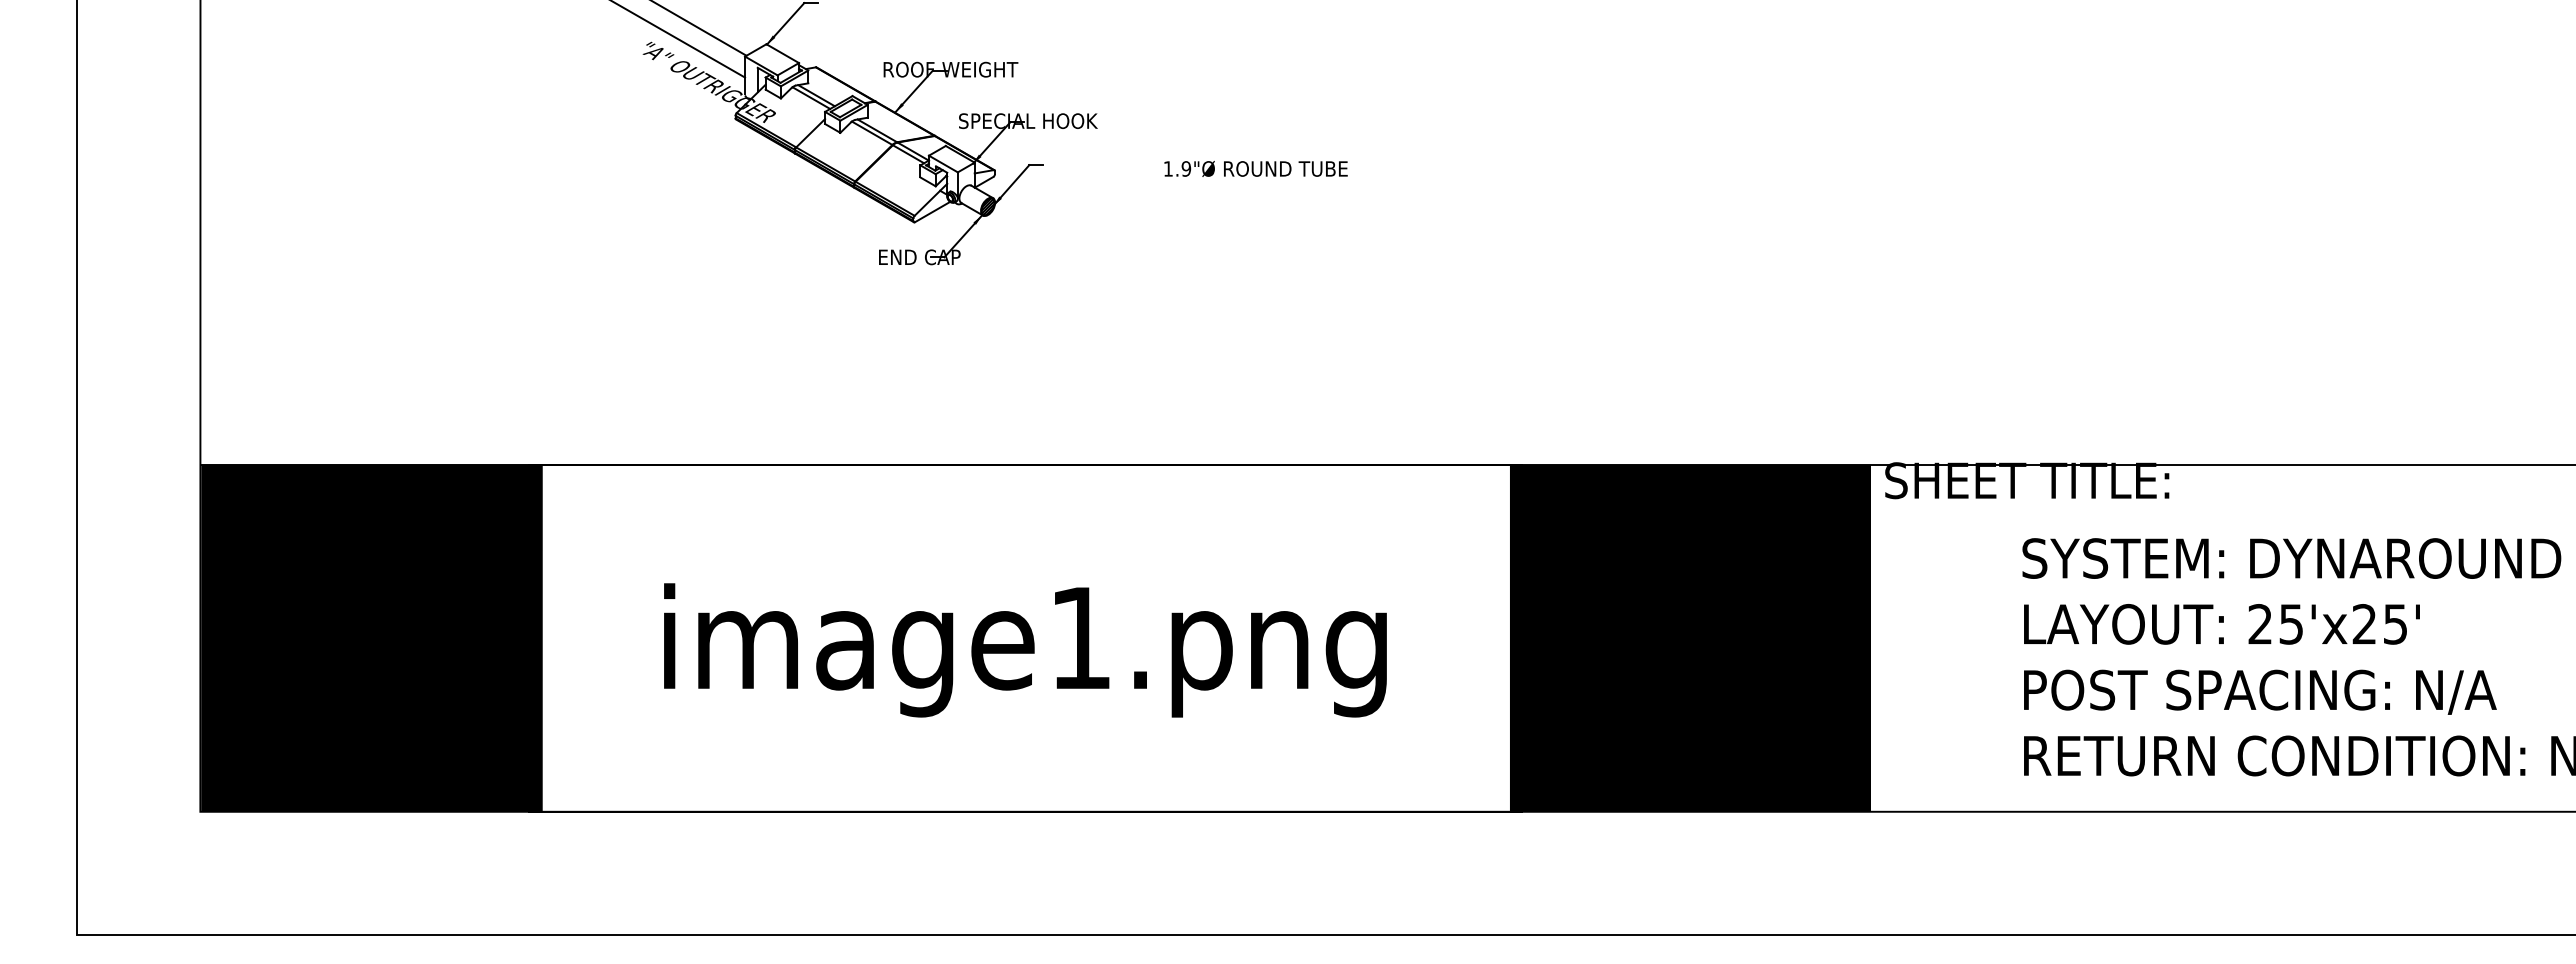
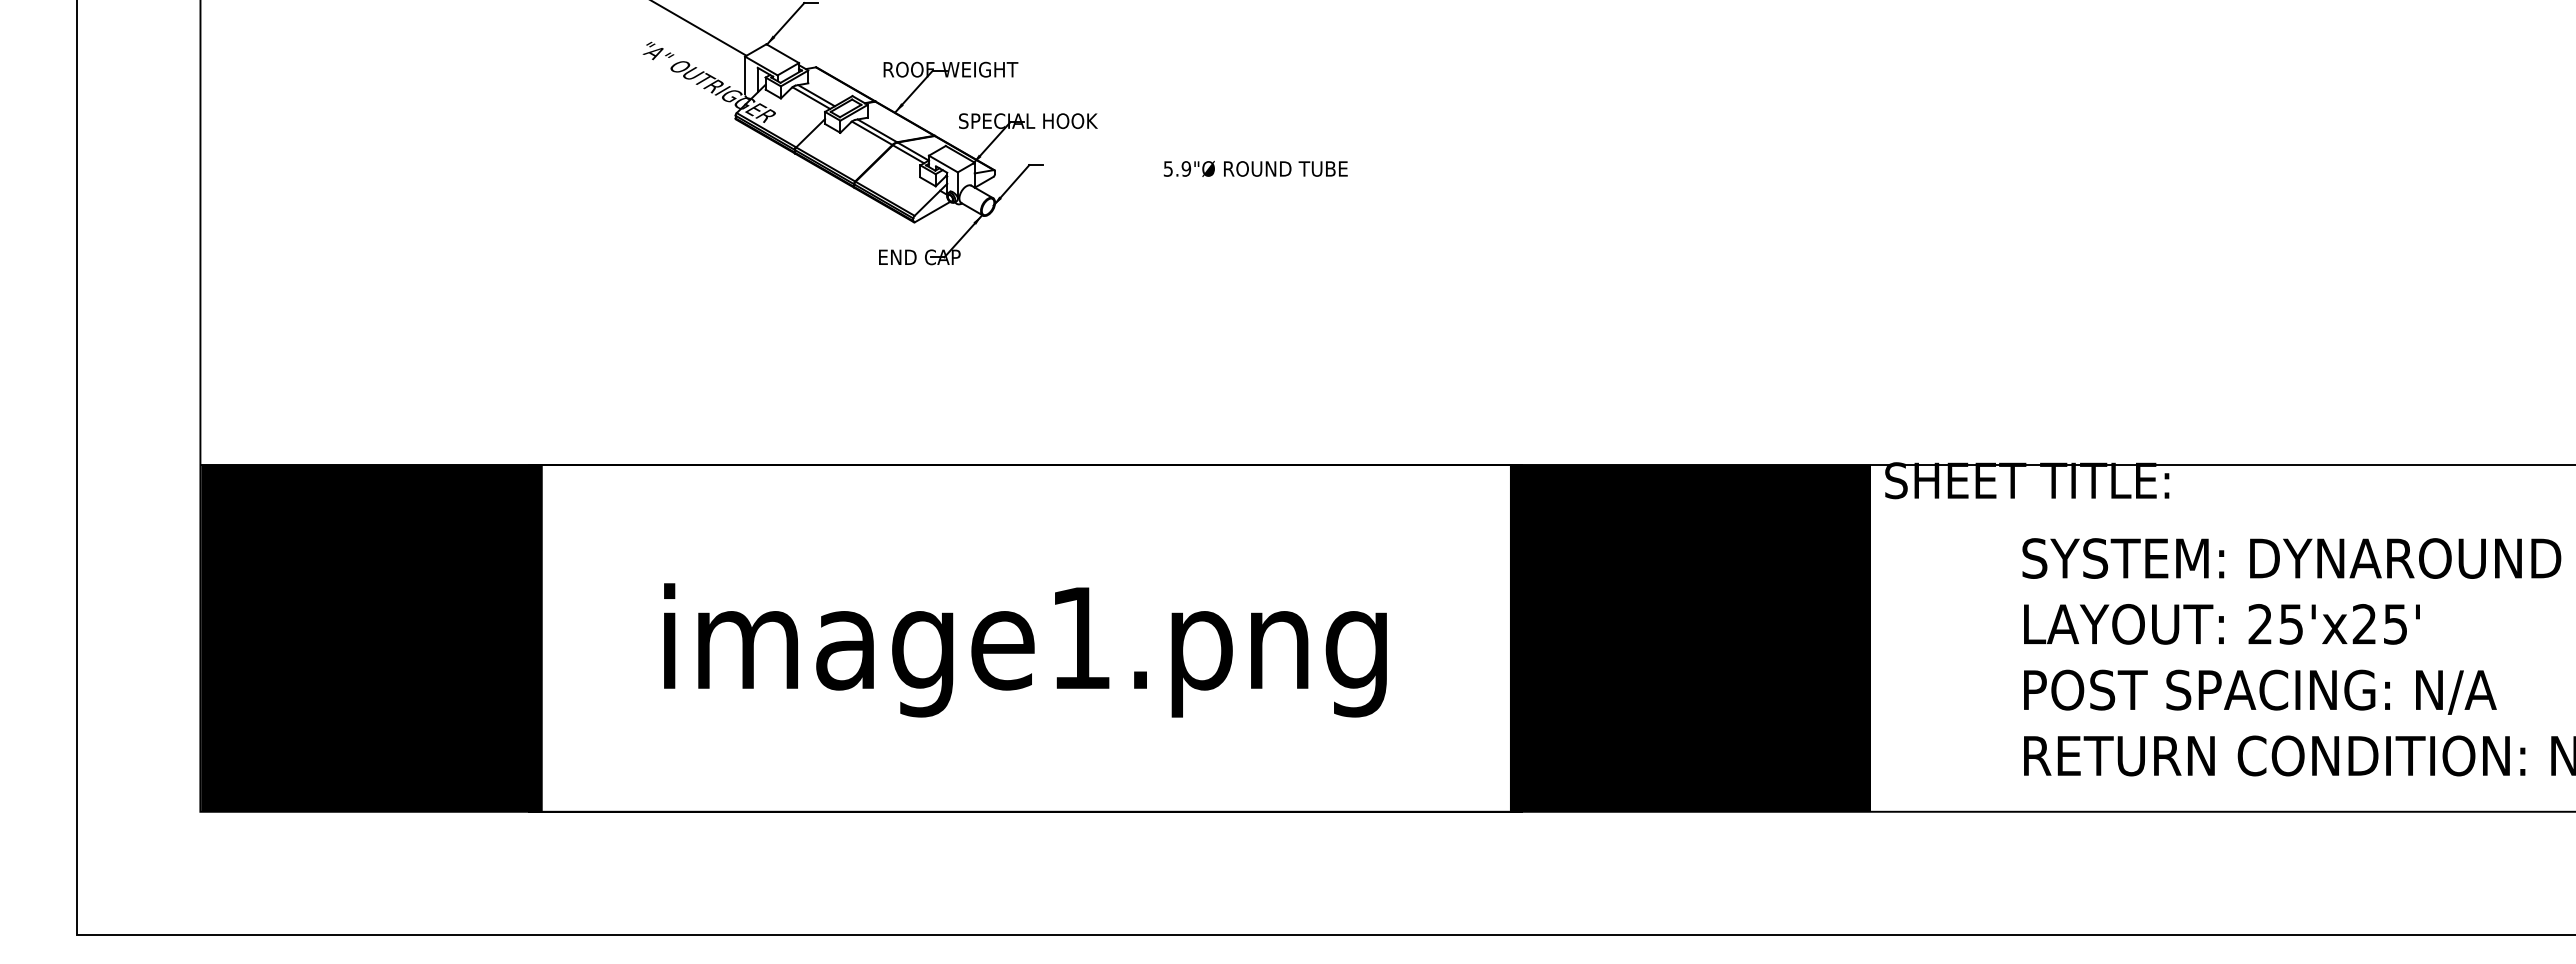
line: present -> none (679, 39)
text: 1.9"Ø -> 5.9"Ø (1167, 168)
hatch: present -> none (987, 206)
